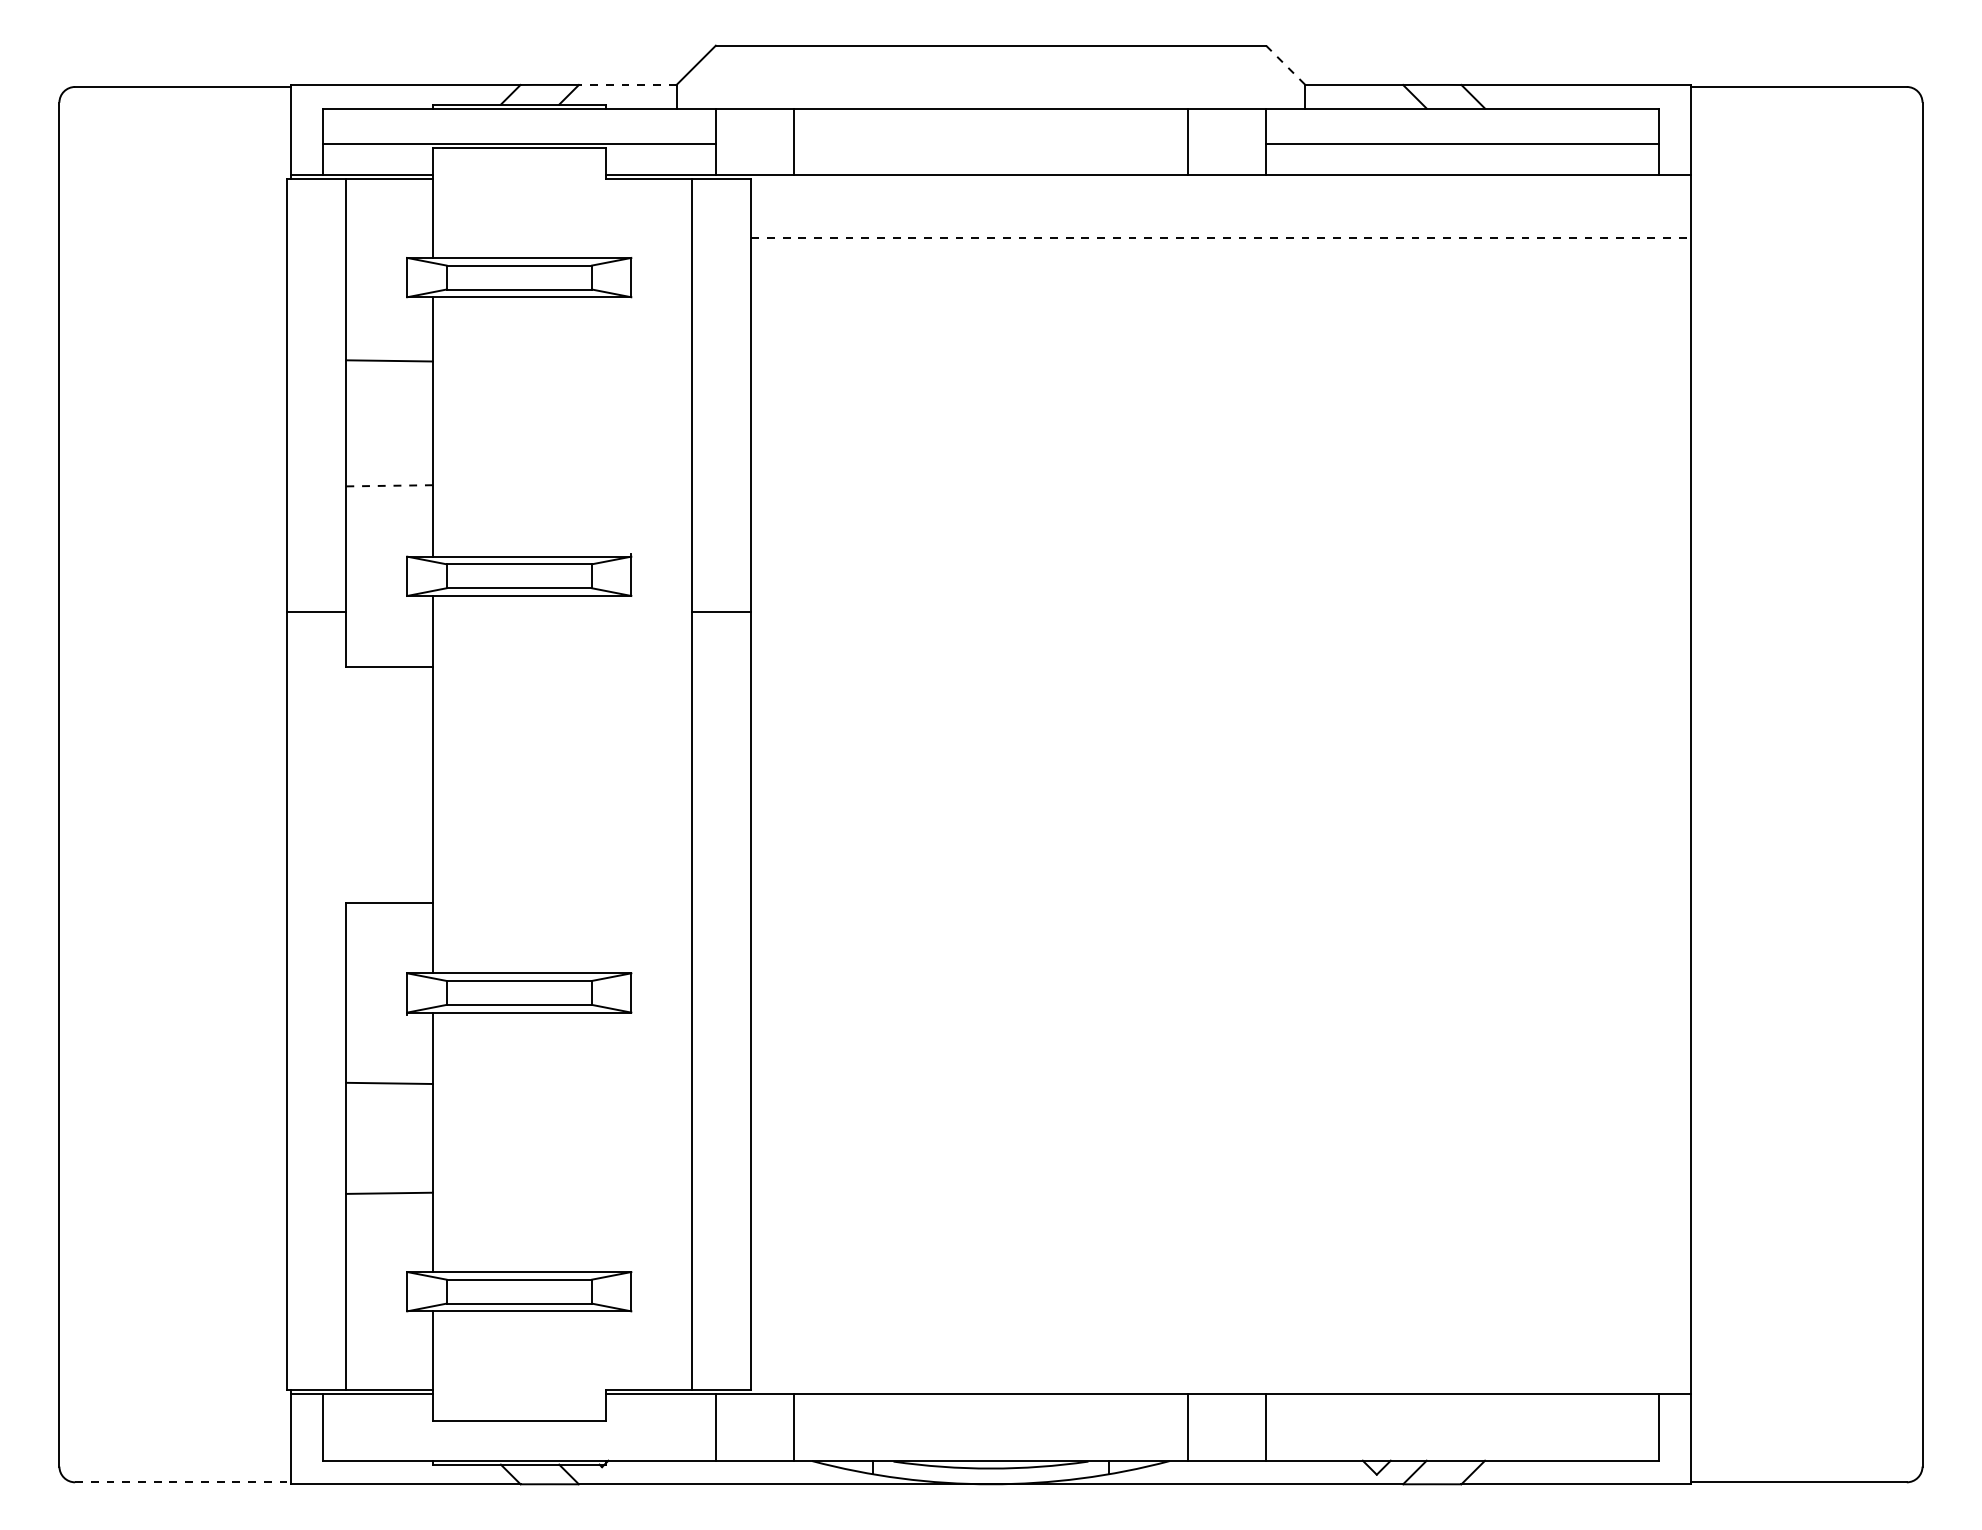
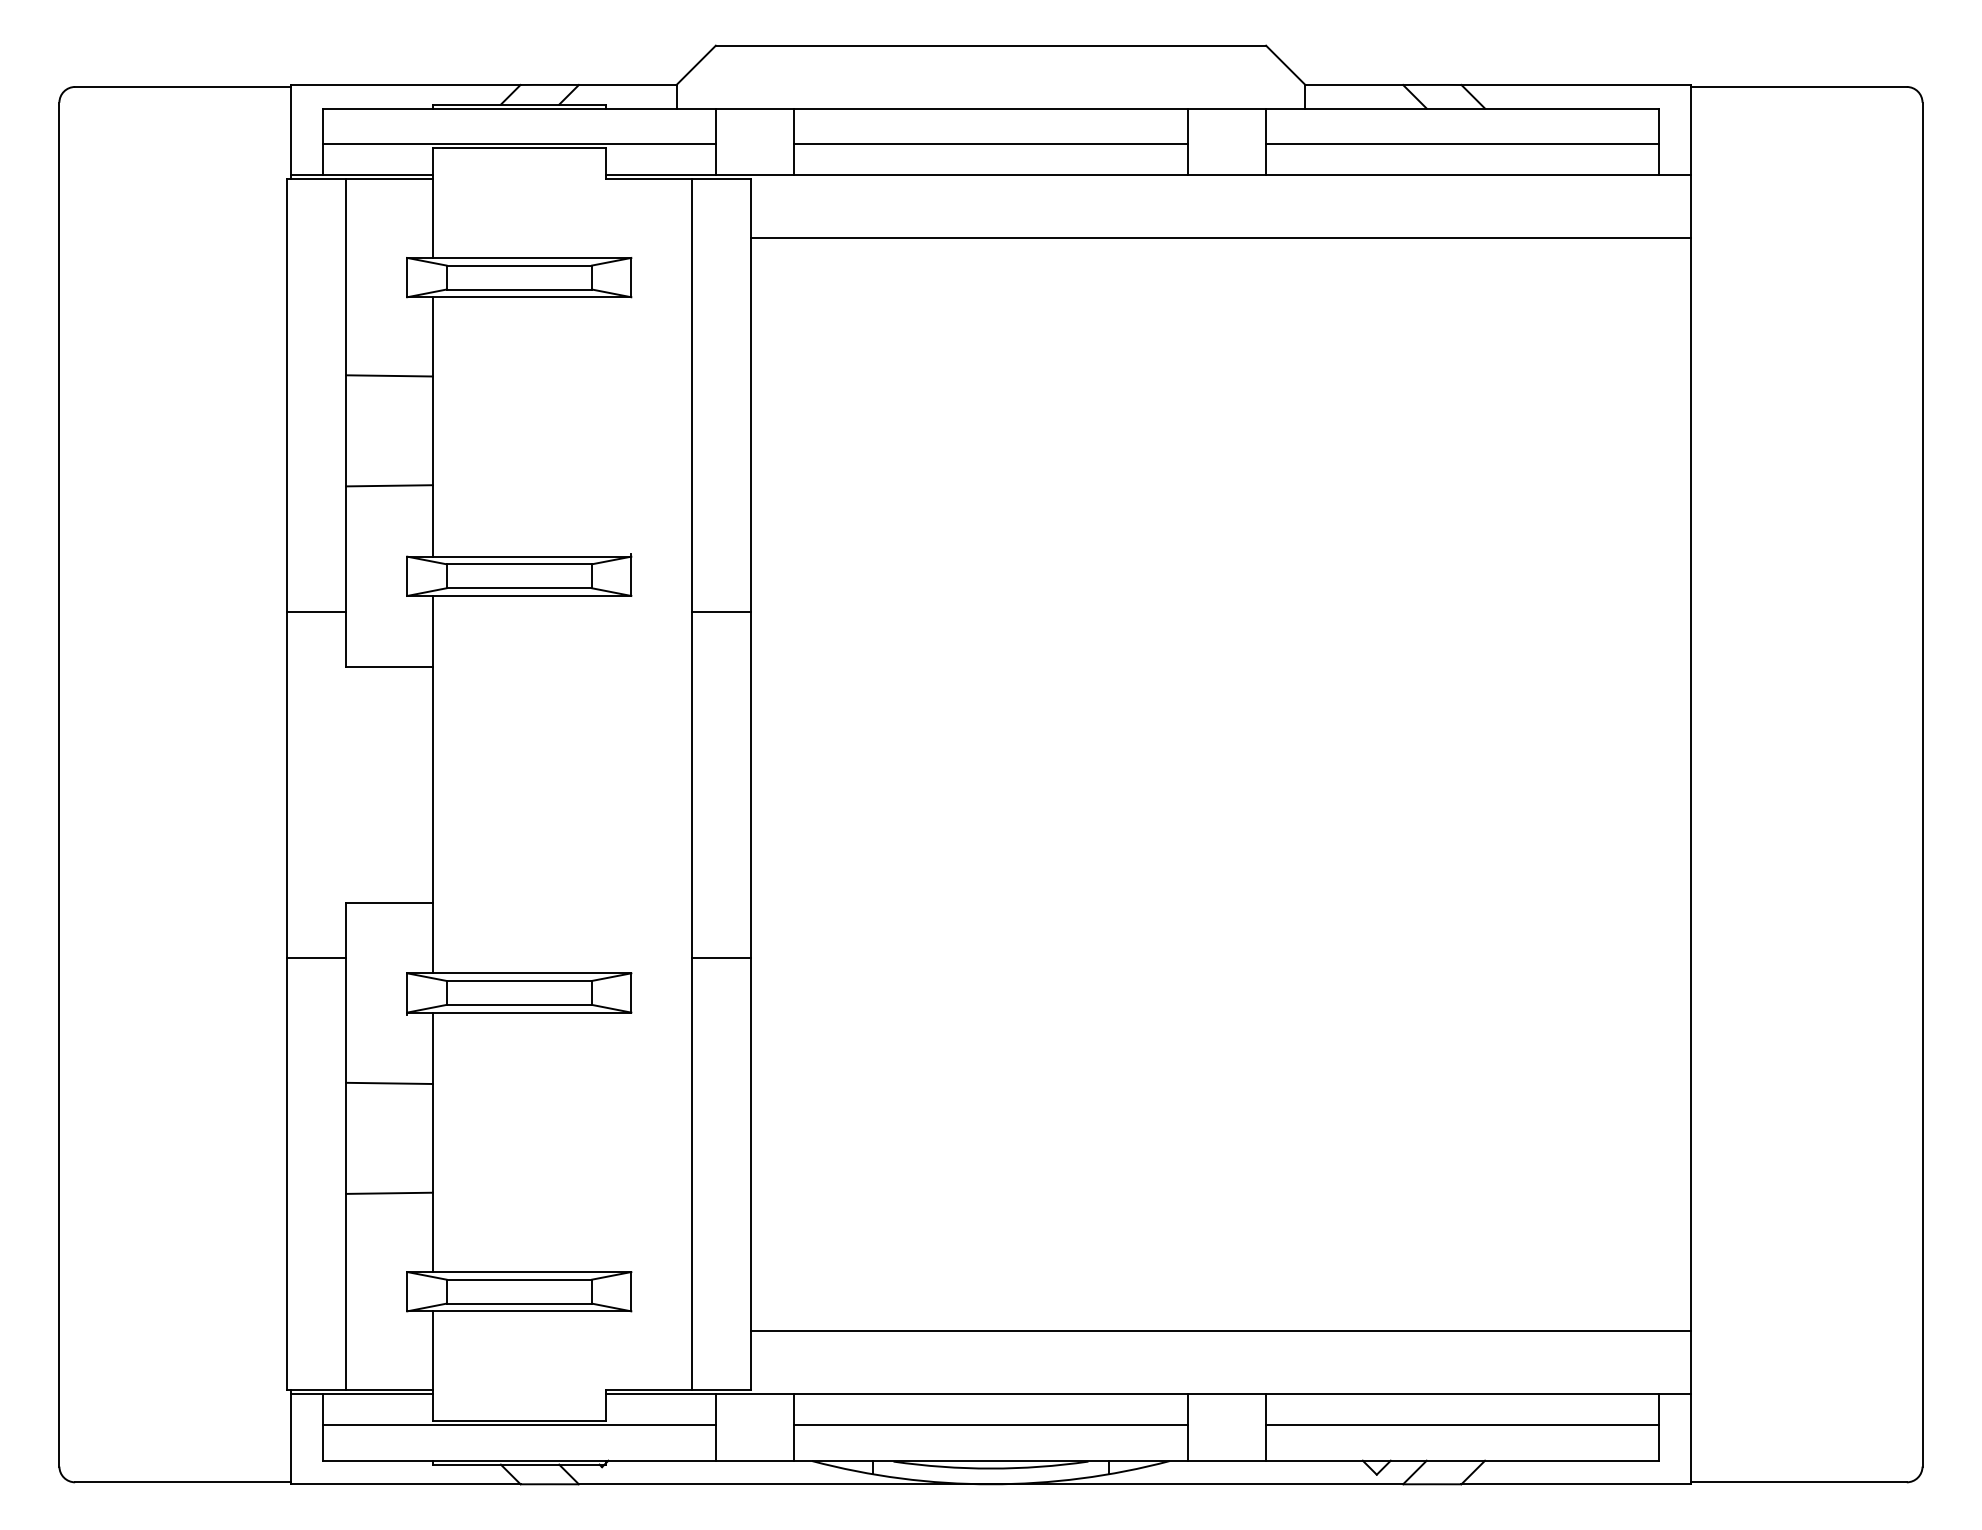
line: dashed -> solid (1285, 65)
line: dashed -> solid (627, 85)
line: none -> present (990, 143)
line: dashed -> solid (1220, 238)
line position: (389, 360) -> (389, 375) (389, 375)
line: dashed -> solid (390, 485)
line: none -> present (316, 957)
line: none -> present (721, 957)
line: none -> present (1220, 1331)
line: none -> present (518, 1425)
line: none -> present (990, 1425)
line: none -> present (1462, 1425)
line: dashed -> solid (183, 1482)
